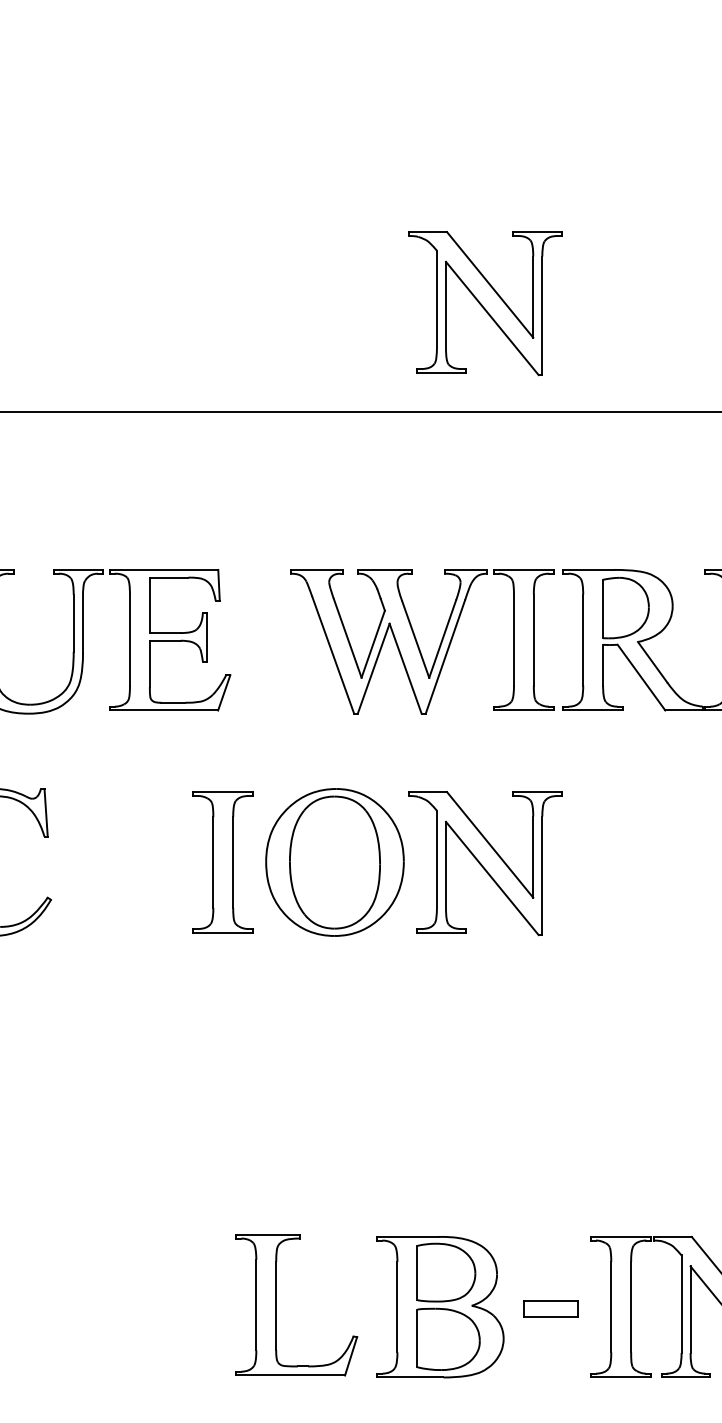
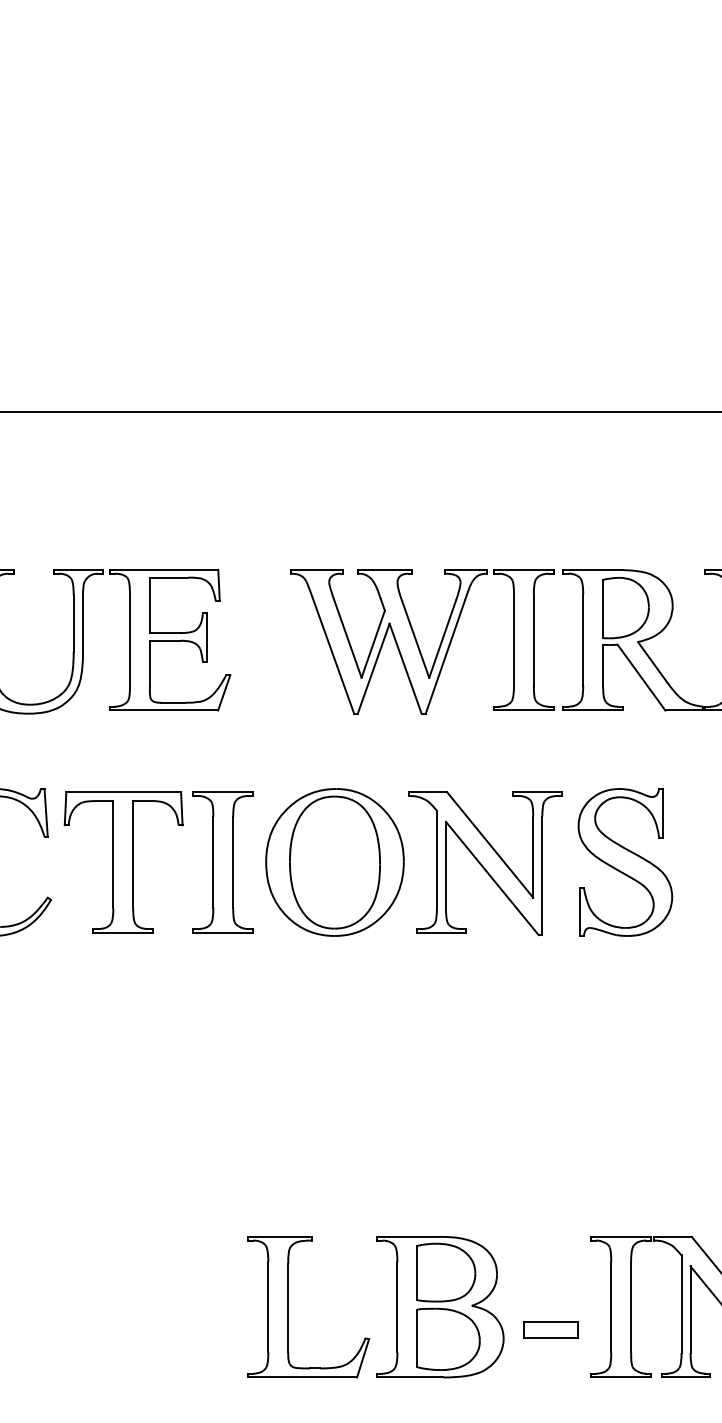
part: present -> none (485, 303)
part: none -> present (123, 862)
part: none -> present (625, 862)
part position: (276, 1305) -> (288, 1307) (288, 1307)
part position: (550, 1308) -> (550, 1329) (550, 1329)
